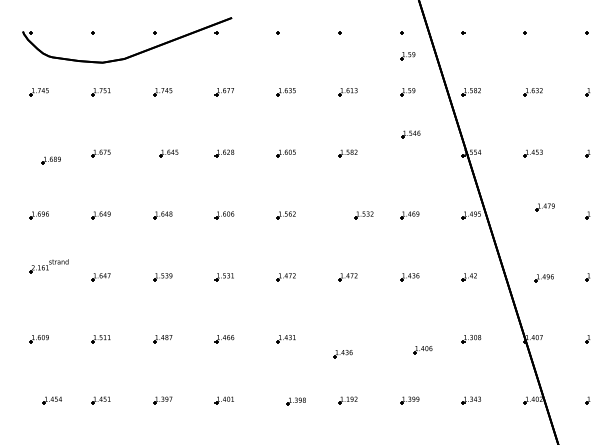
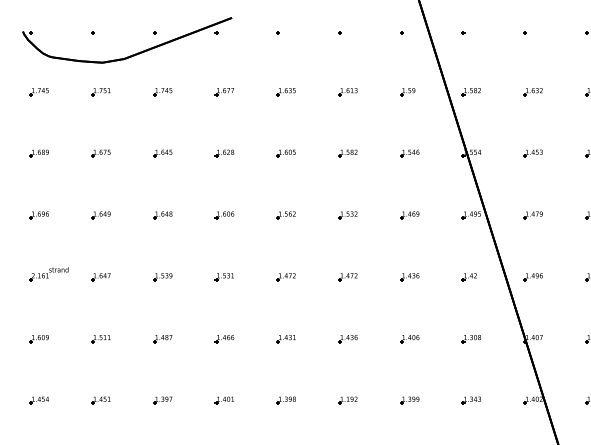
part: present -> none (407, 56)
part position: (410, 134) -> (409, 153) (409, 153)
part position: (168, 153) -> (162, 153) (162, 153)
part position: (50, 160) -> (38, 153) (38, 153)
part position: (544, 207) -> (532, 215) (532, 215)
part position: (363, 215) -> (347, 215) (347, 215)
part position: (48, 266) -> (48, 274) (48, 274)
part position: (543, 278) -> (532, 277) (532, 277)
part position: (422, 350) -> (409, 339) (409, 339)
part position: (342, 354) -> (347, 339) (347, 339)
part position: (51, 400) -> (38, 400) (38, 400)
part position: (295, 401) -> (285, 400) (285, 400)
